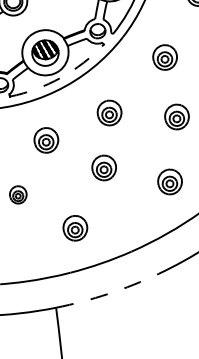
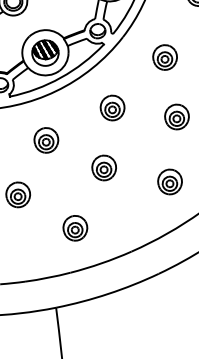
arc: dashed -> solid (60, 77)
part position: (109, 112) -> (112, 107) (112, 107)
part size: 19x20 px -> 27x28 px (18, 194)
arc: dashed -> solid (108, 293)
